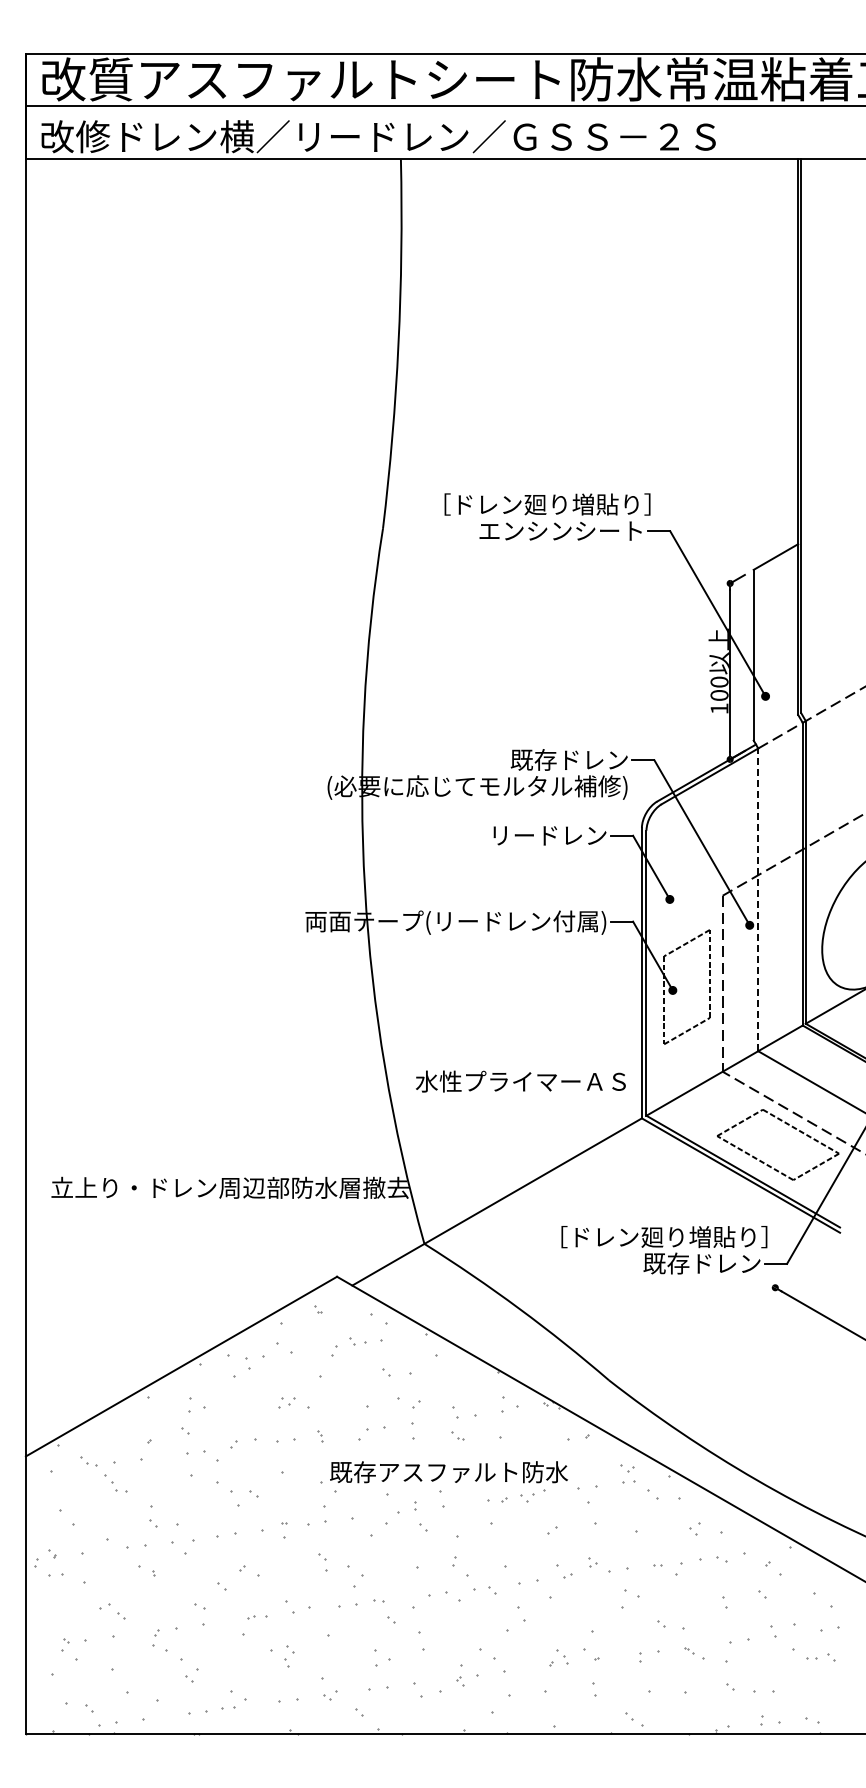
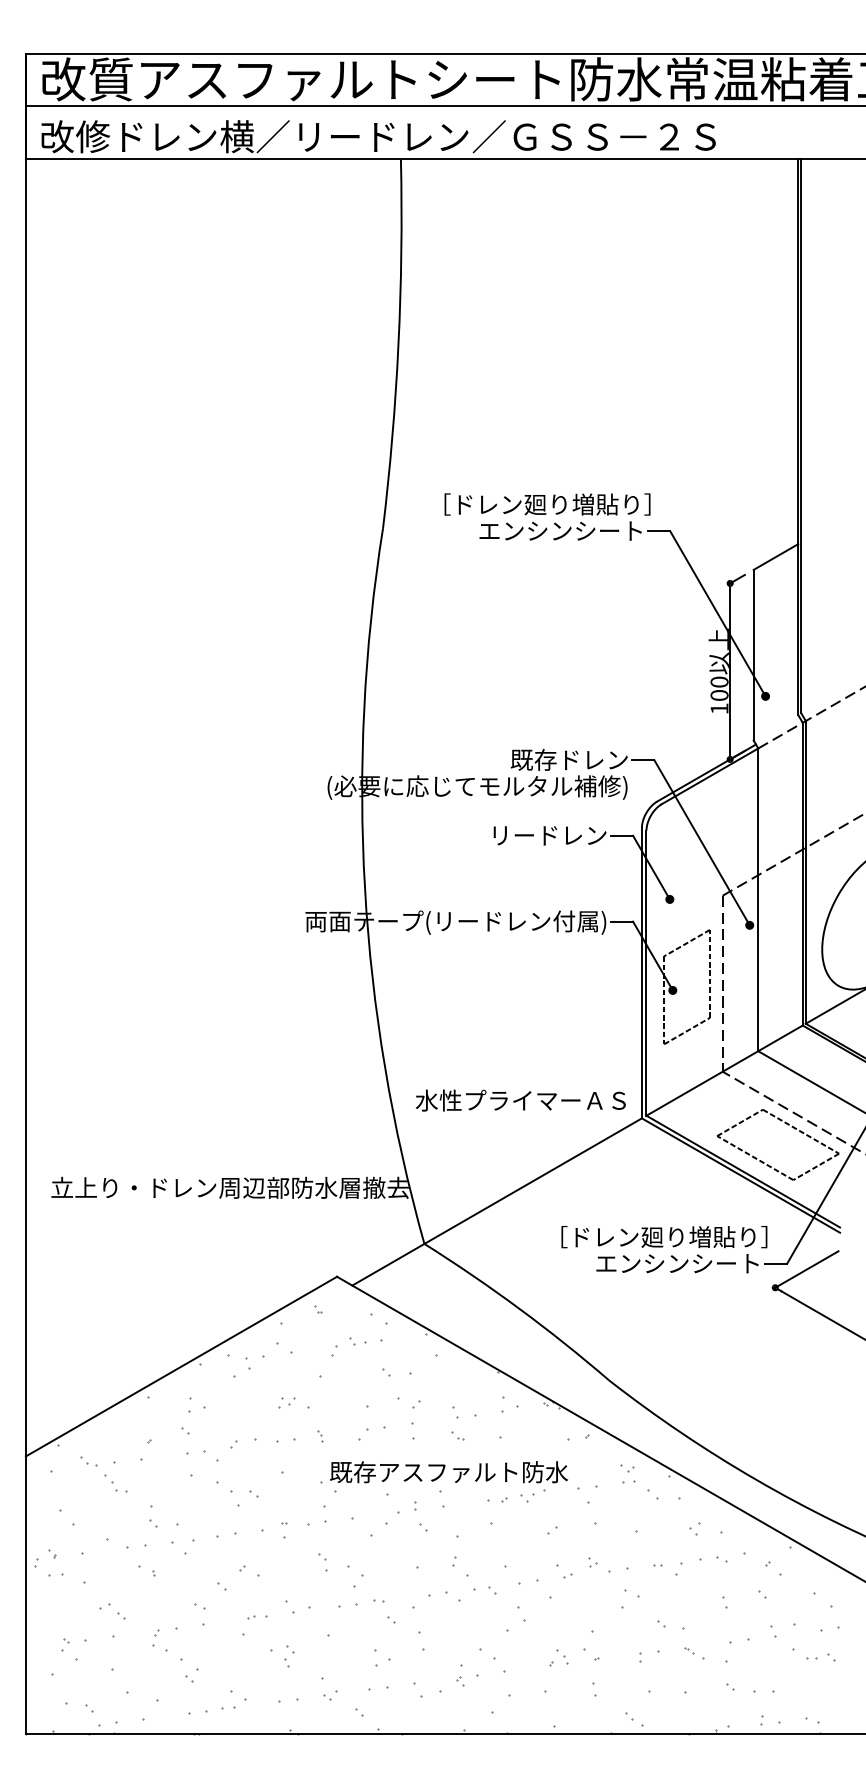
line: dashed -> solid (758, 899)
text position: (520, 1081) -> (520, 1100) (520, 1100)
text: 既存ドレン -> エンシンシート (678, 1263)
line: none -> present (806, 1269)
